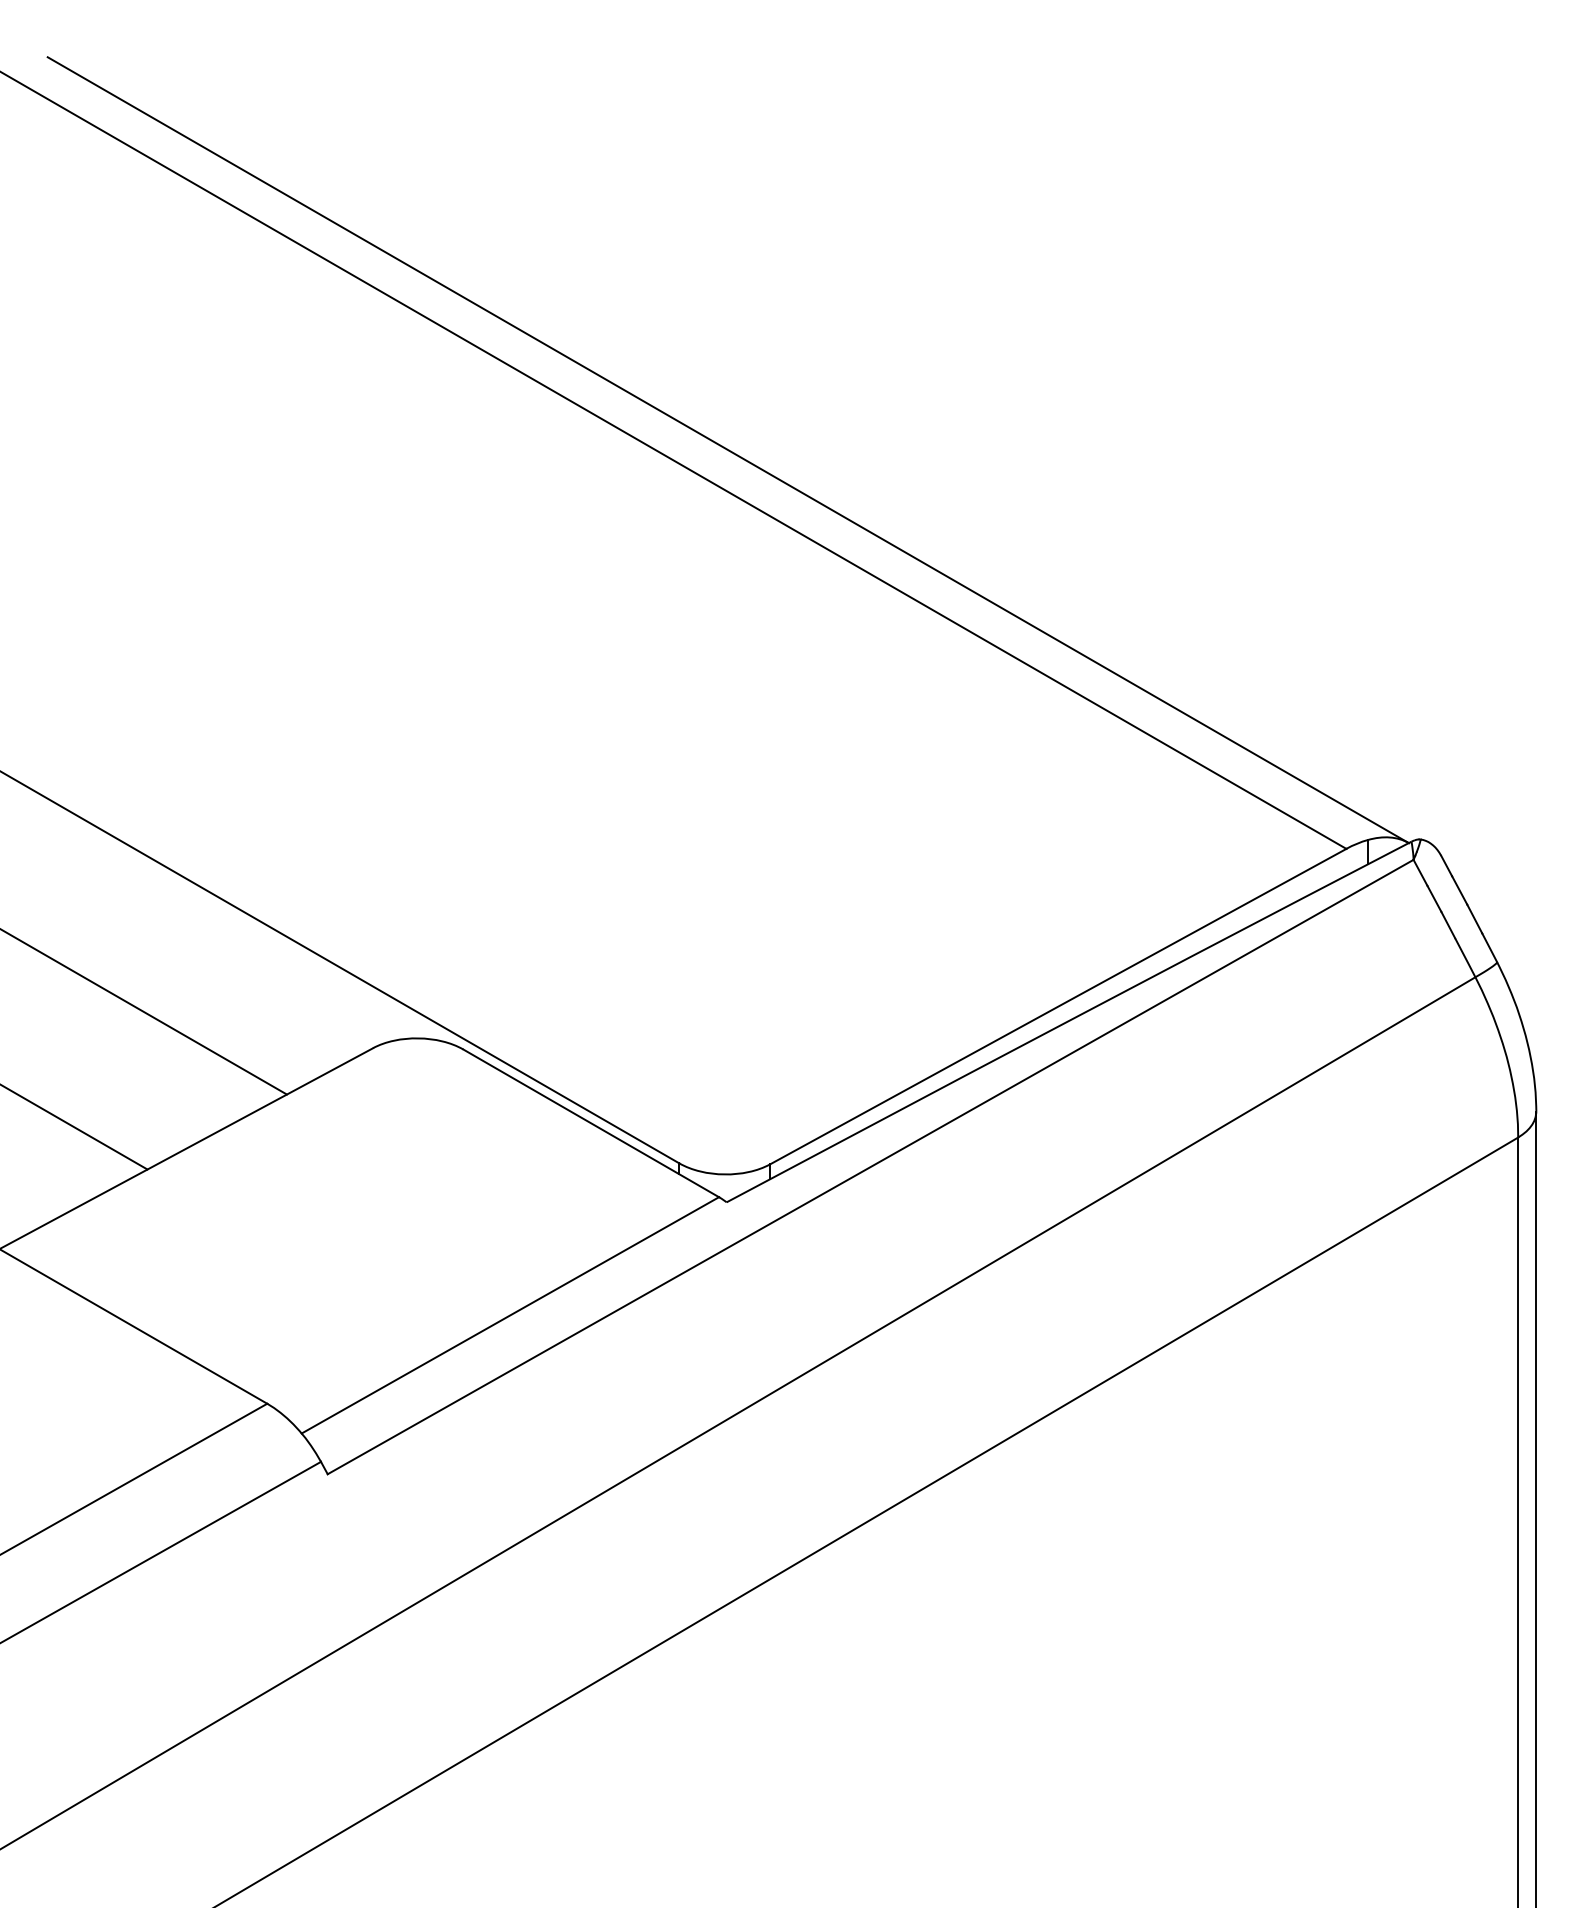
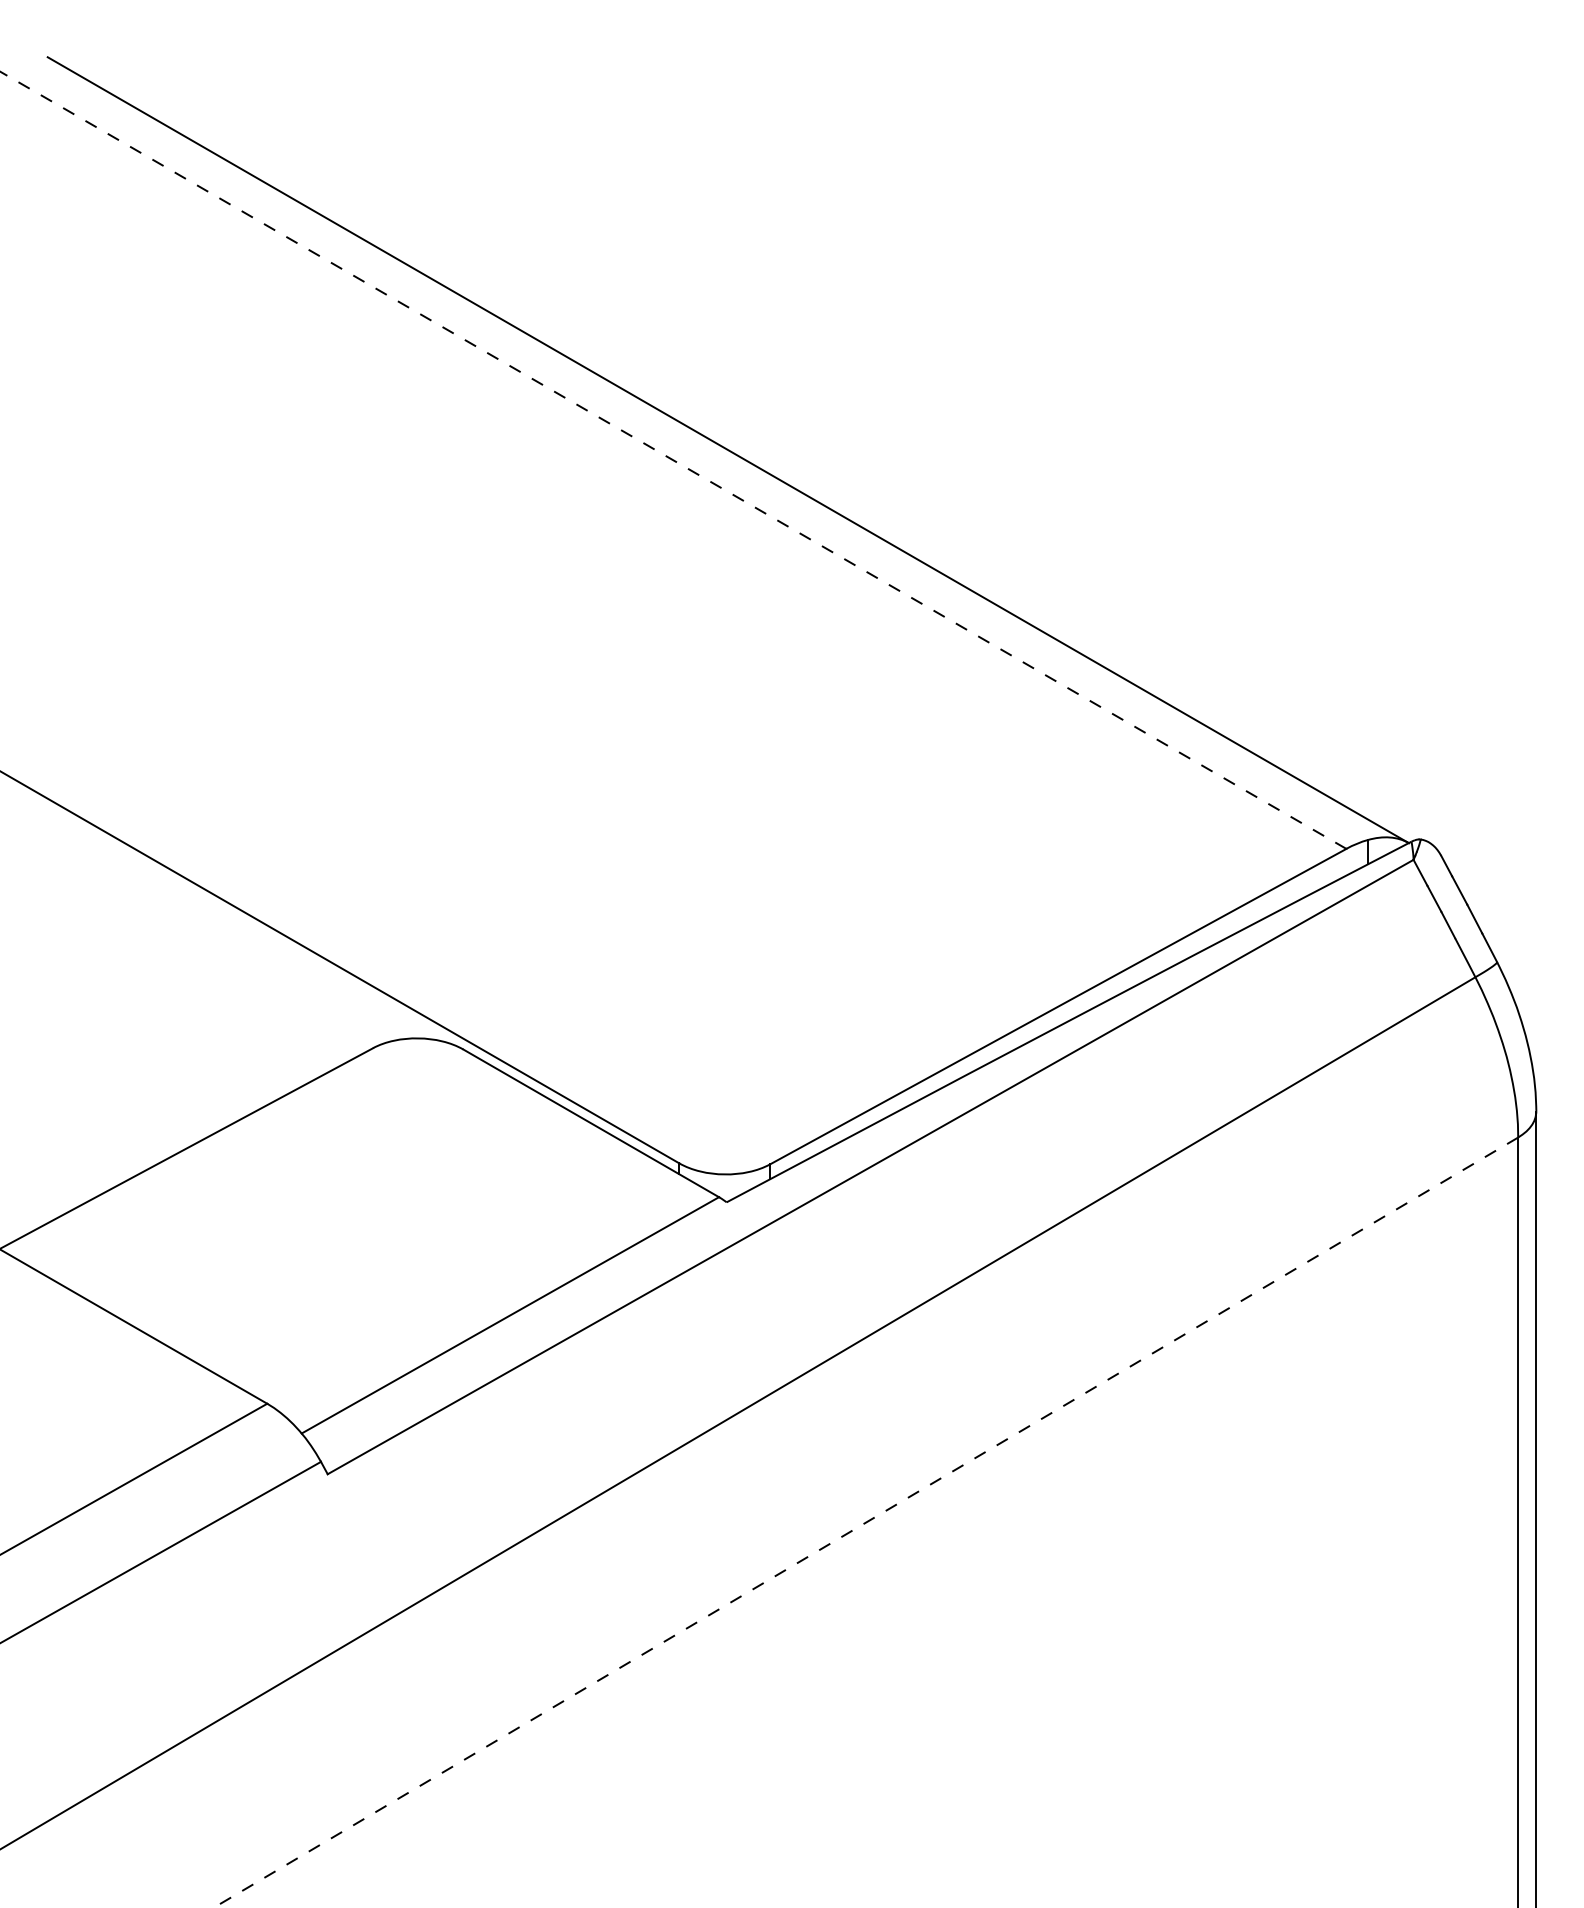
line: solid -> dashed (672, 460)
line: present -> none (144, 1012)
line: present -> none (74, 1127)
line: solid -> dashed (865, 1522)
